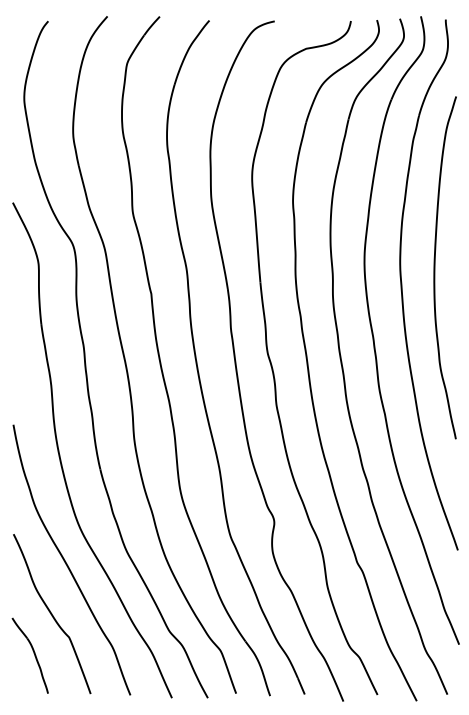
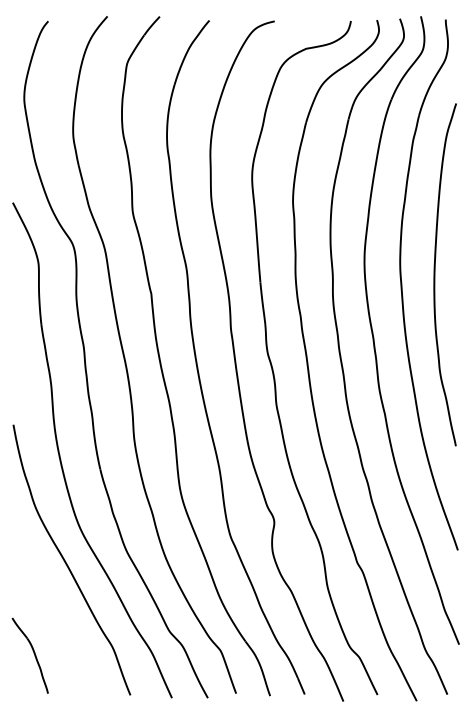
curve position: (435, 267) -> (435, 274) (435, 274)
curve: present -> none (52, 614)
